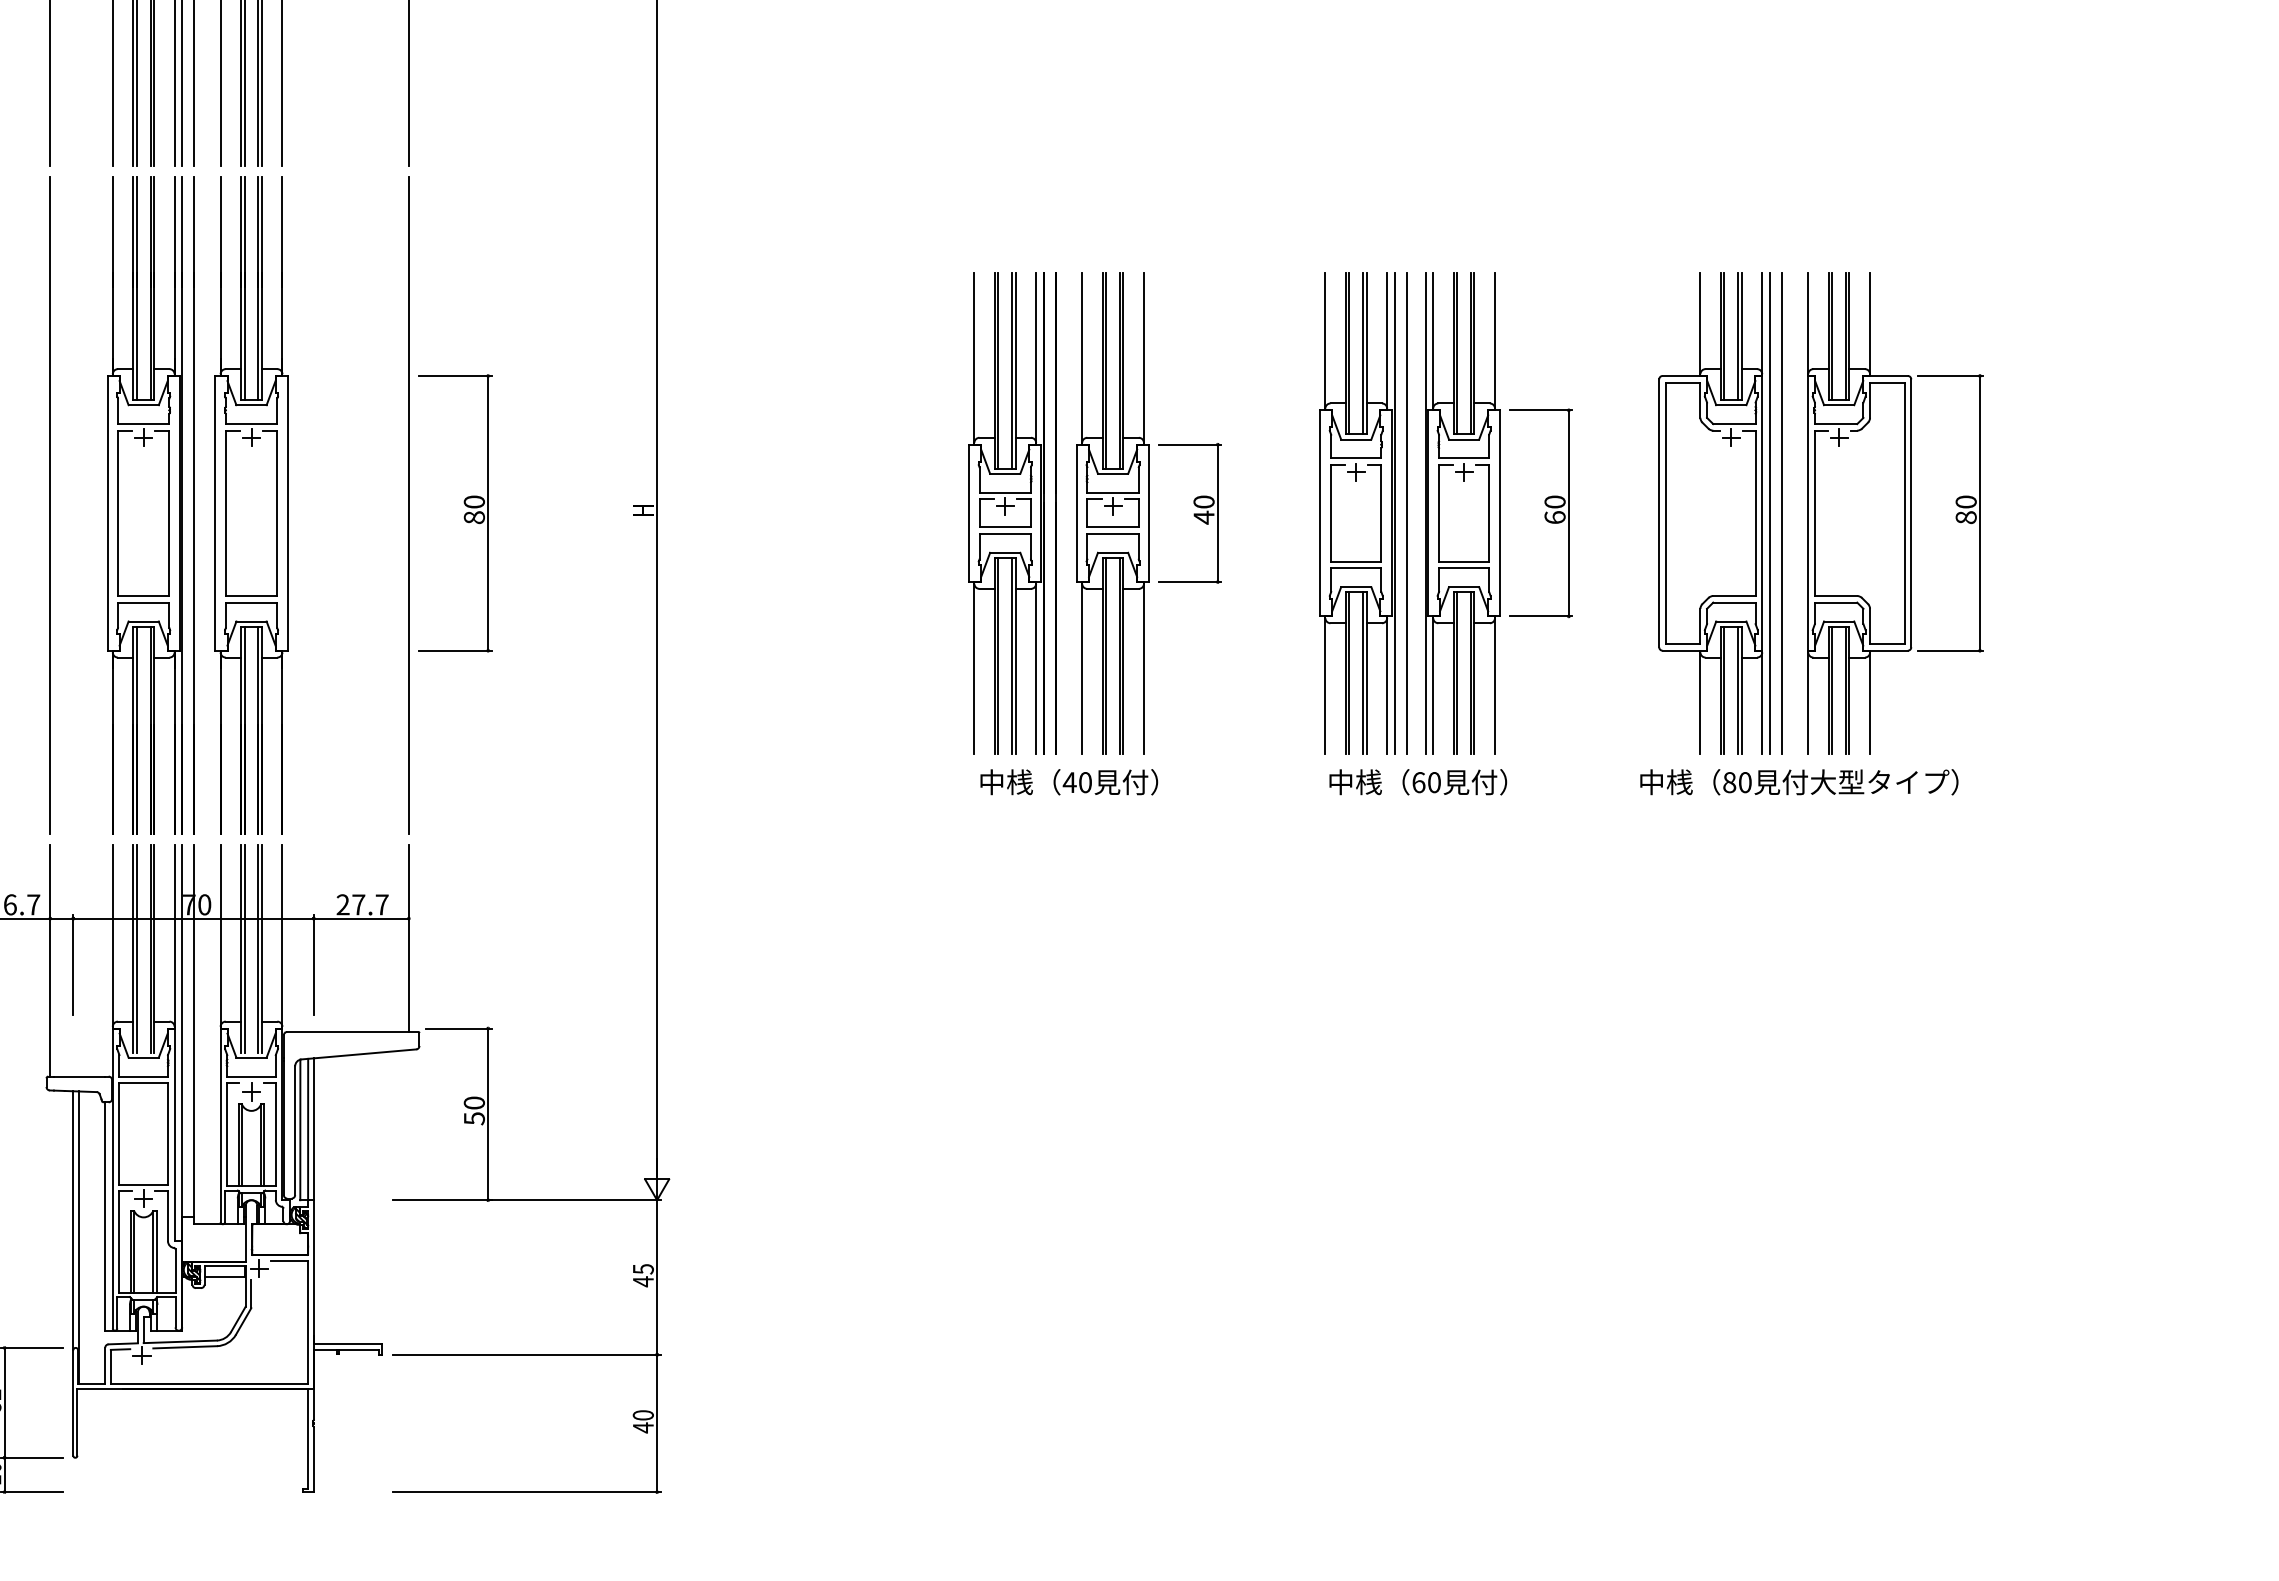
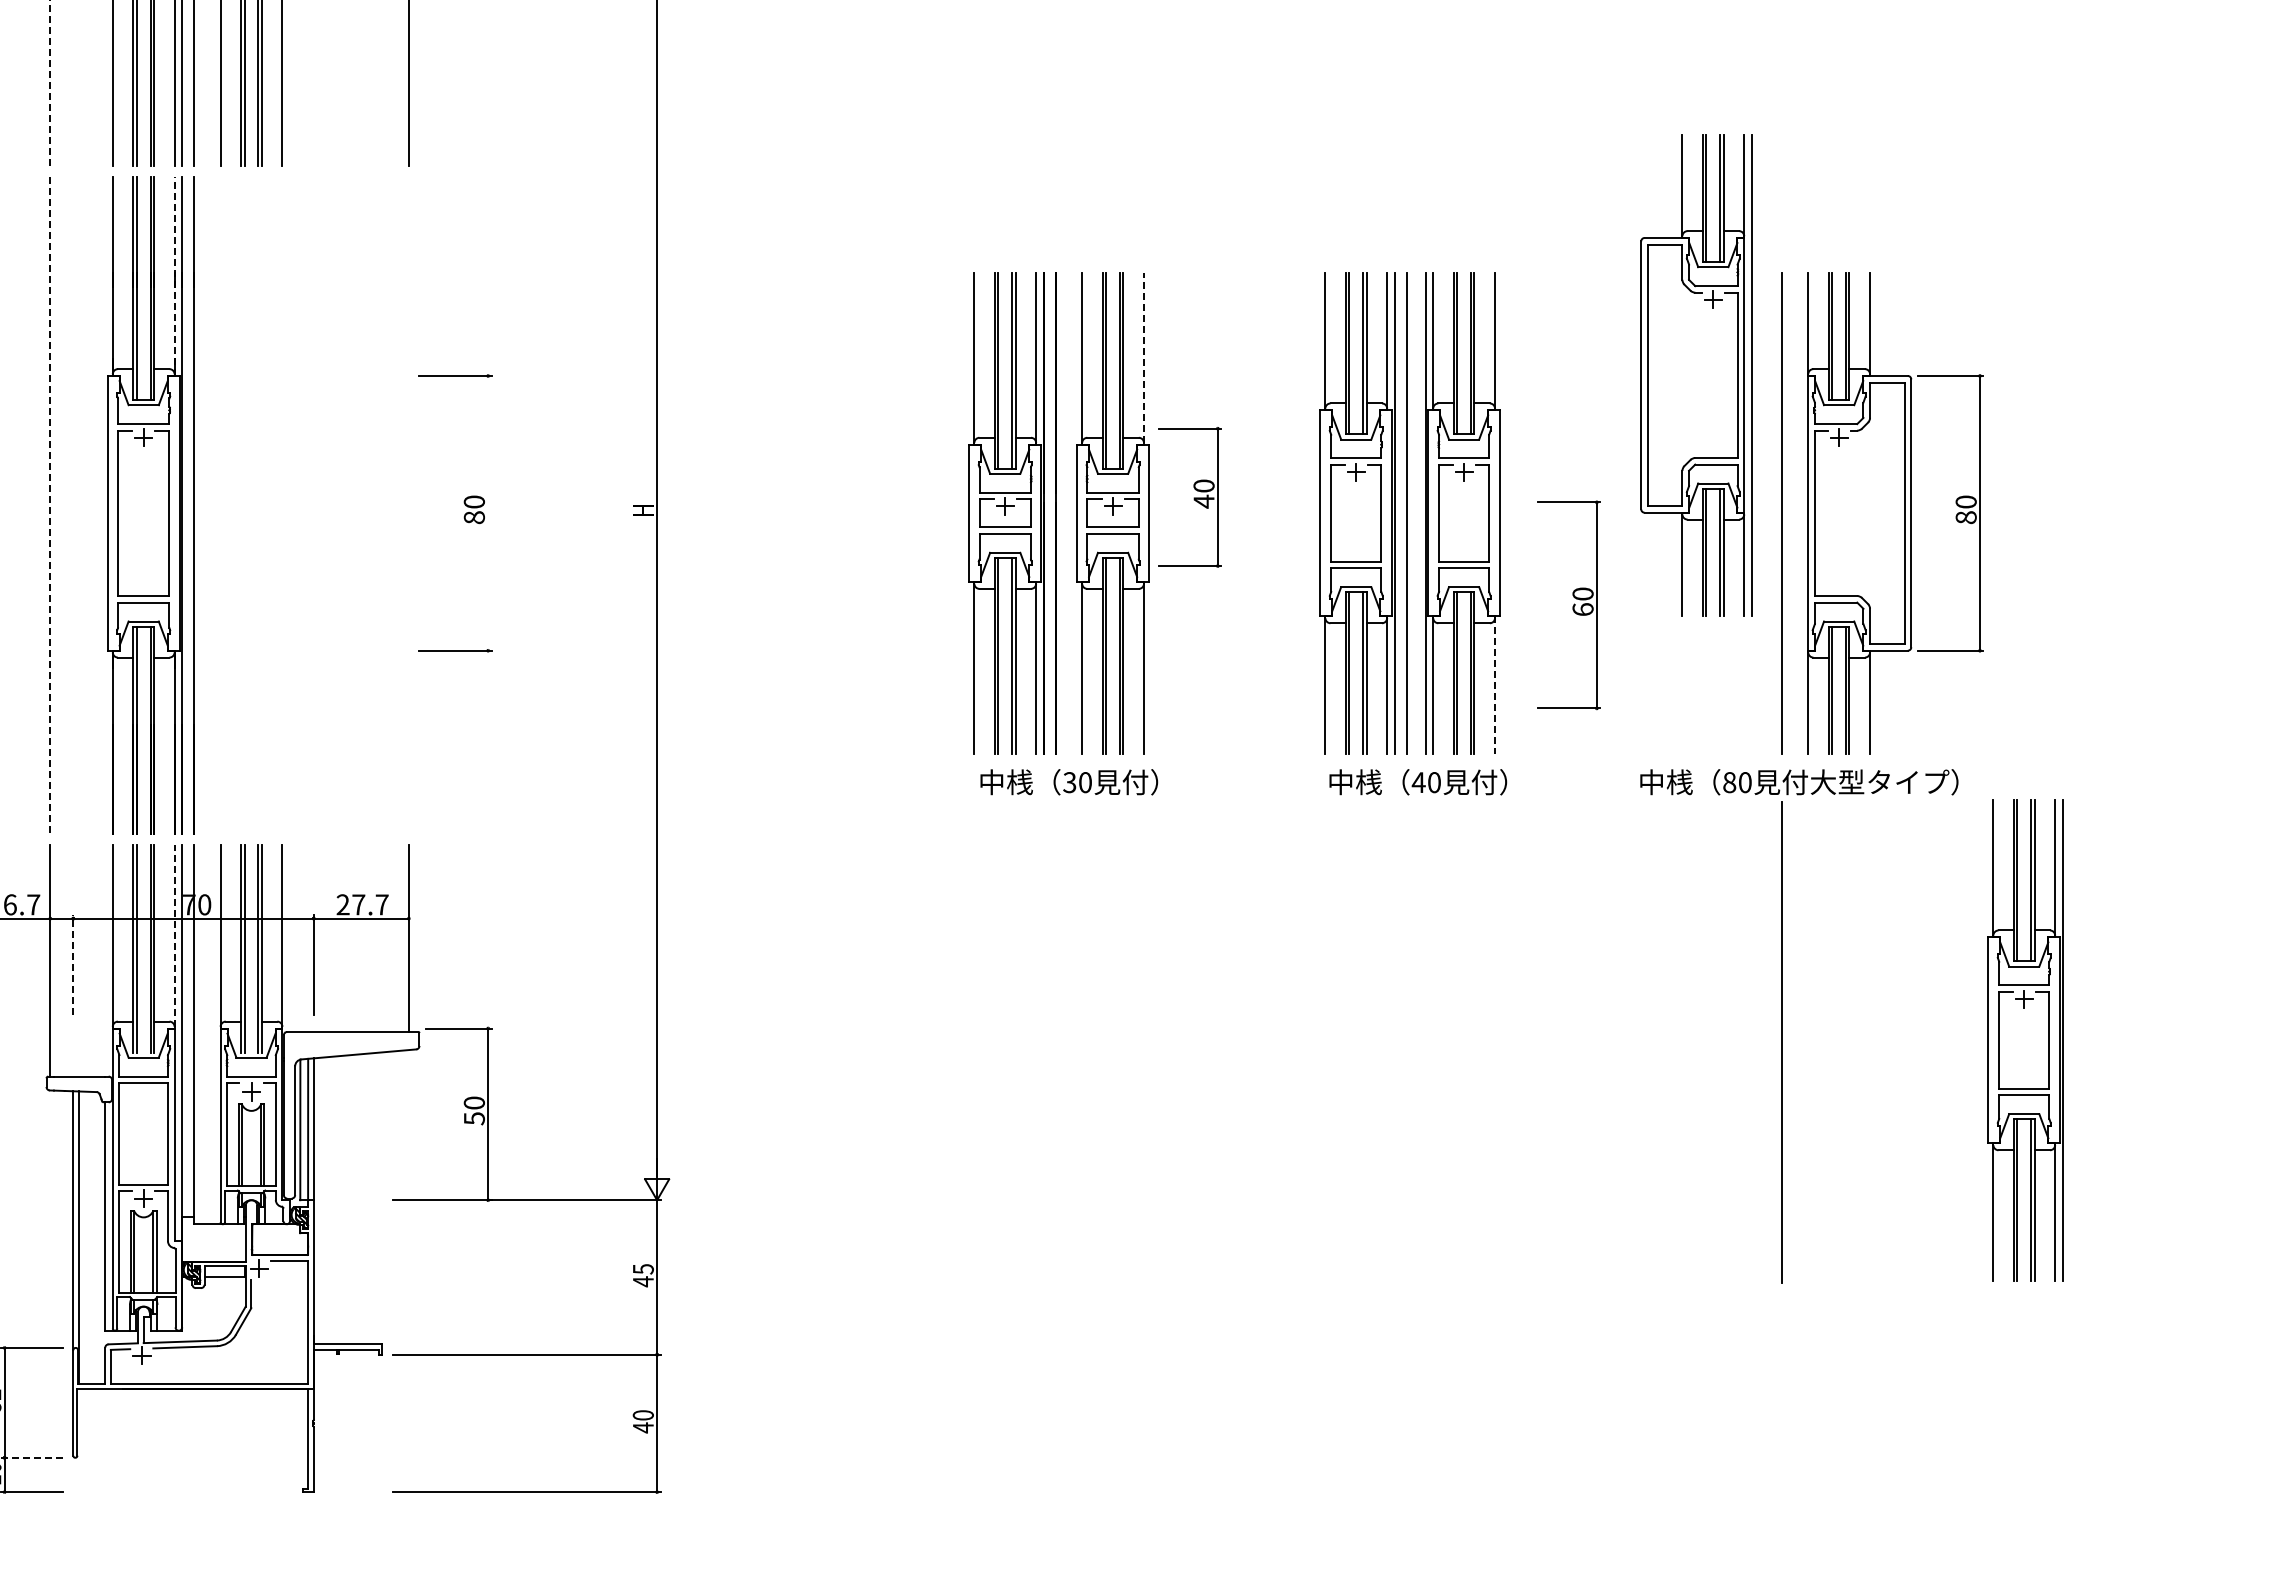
line: solid -> dashed (50, 83)
line: solid -> dashed (174, 276)
line: solid -> dashed (1144, 357)
line: solid -> dashed (50, 505)
part: present -> none (251, 505)
line: present -> none (408, 505)
line: present -> none (488, 512)
part position: (1189, 513) -> (1189, 497) (1189, 497)
part position: (1540, 513) -> (1568, 605) (1568, 605)
part position: (1714, 513) -> (1696, 375) (1696, 375)
line: solid -> dashed (1495, 685)
text: 40 -> 30 (1069, 782)
text: 60 -> 40 (1418, 782)
line: solid -> dashed (174, 935)
line: solid -> dashed (73, 964)
part: none -> present (2025, 1040)
line: none -> present (1781, 1042)
line: solid -> dashed (32, 1457)
